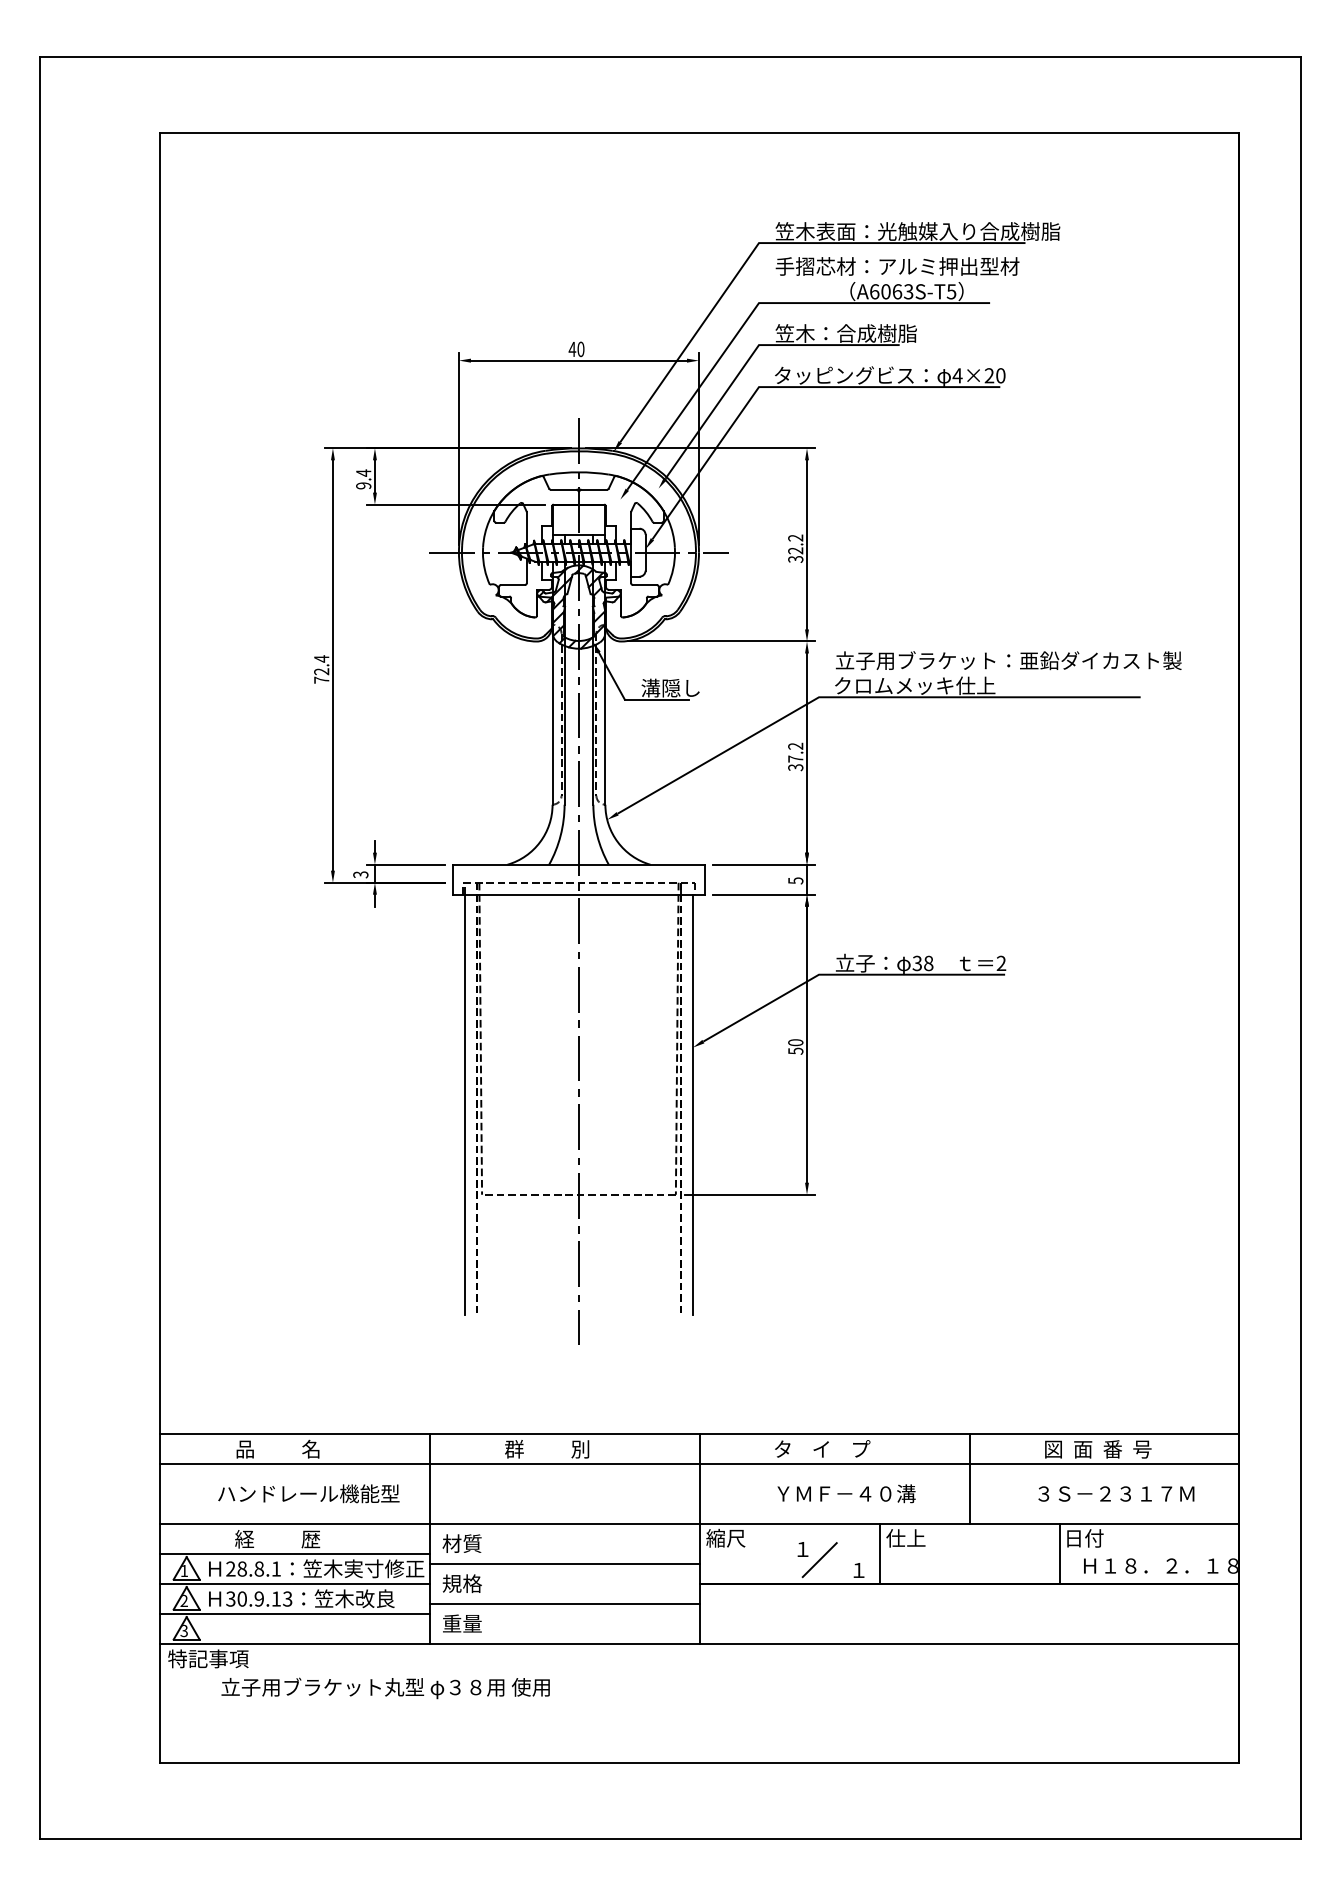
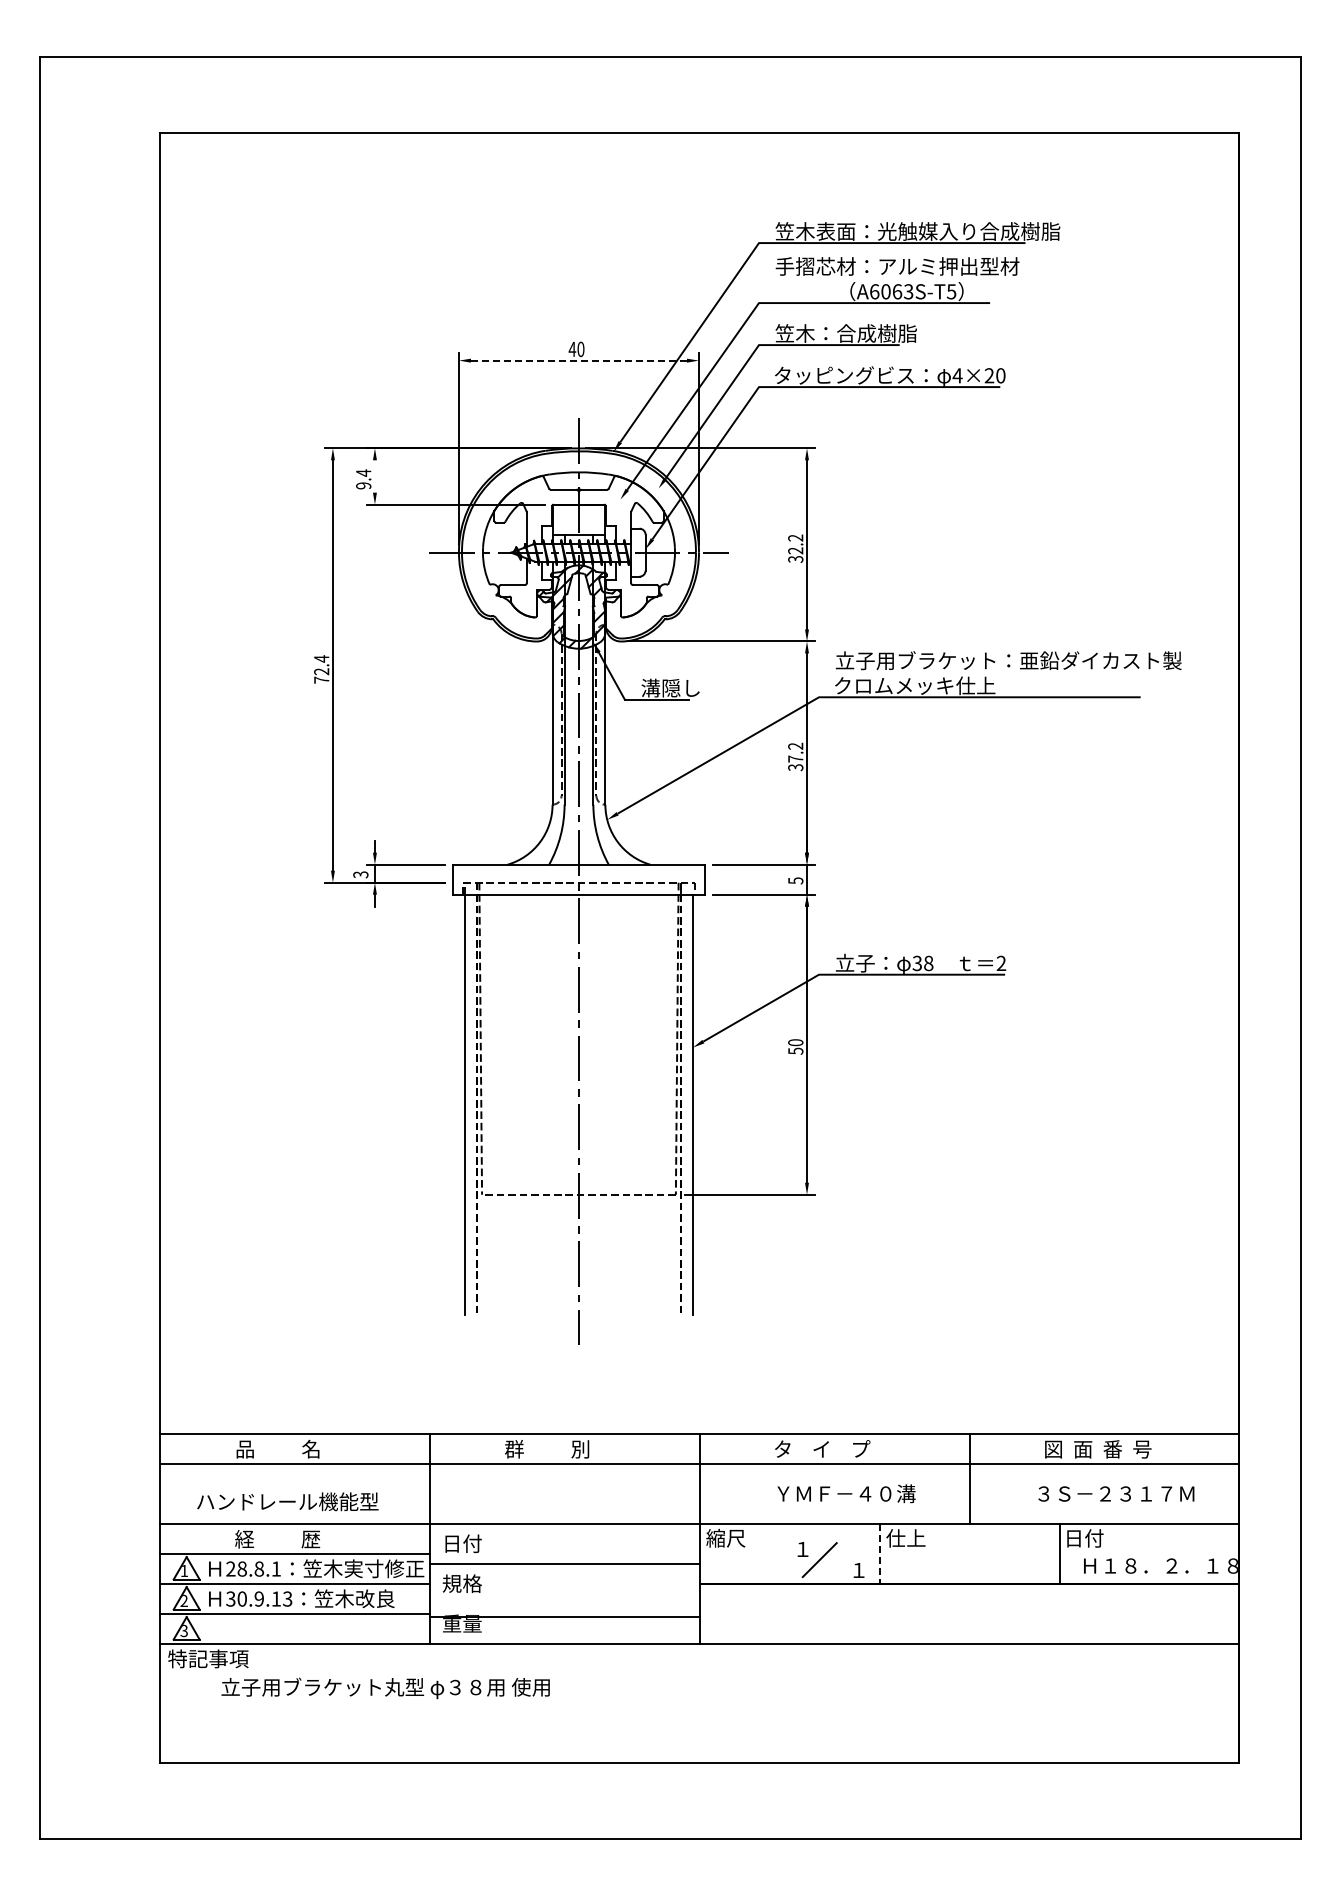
line: solid -> dashed (579, 360)
line: present -> none (374, 476)
text position: (308, 1493) -> (287, 1501) (287, 1501)
text: 材質 -> 日付 (461, 1543)
line: solid -> dashed (879, 1554)
line position: (564, 1604) -> (564, 1617) (564, 1617)
